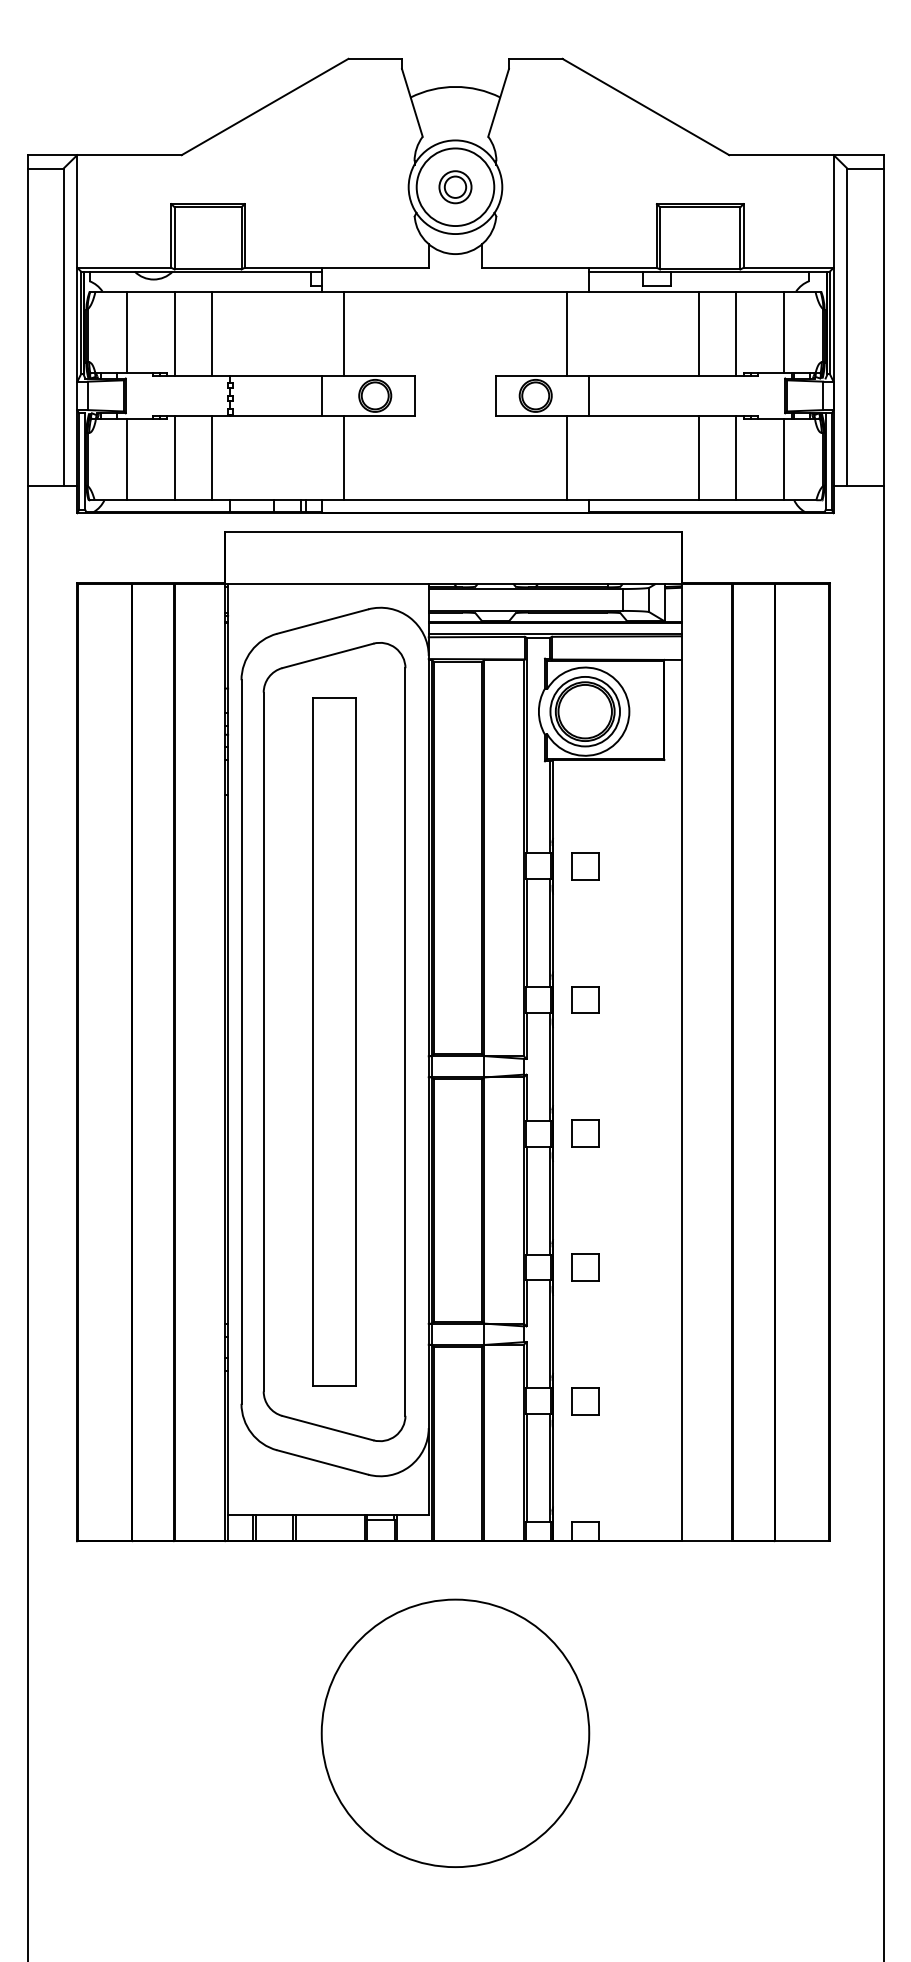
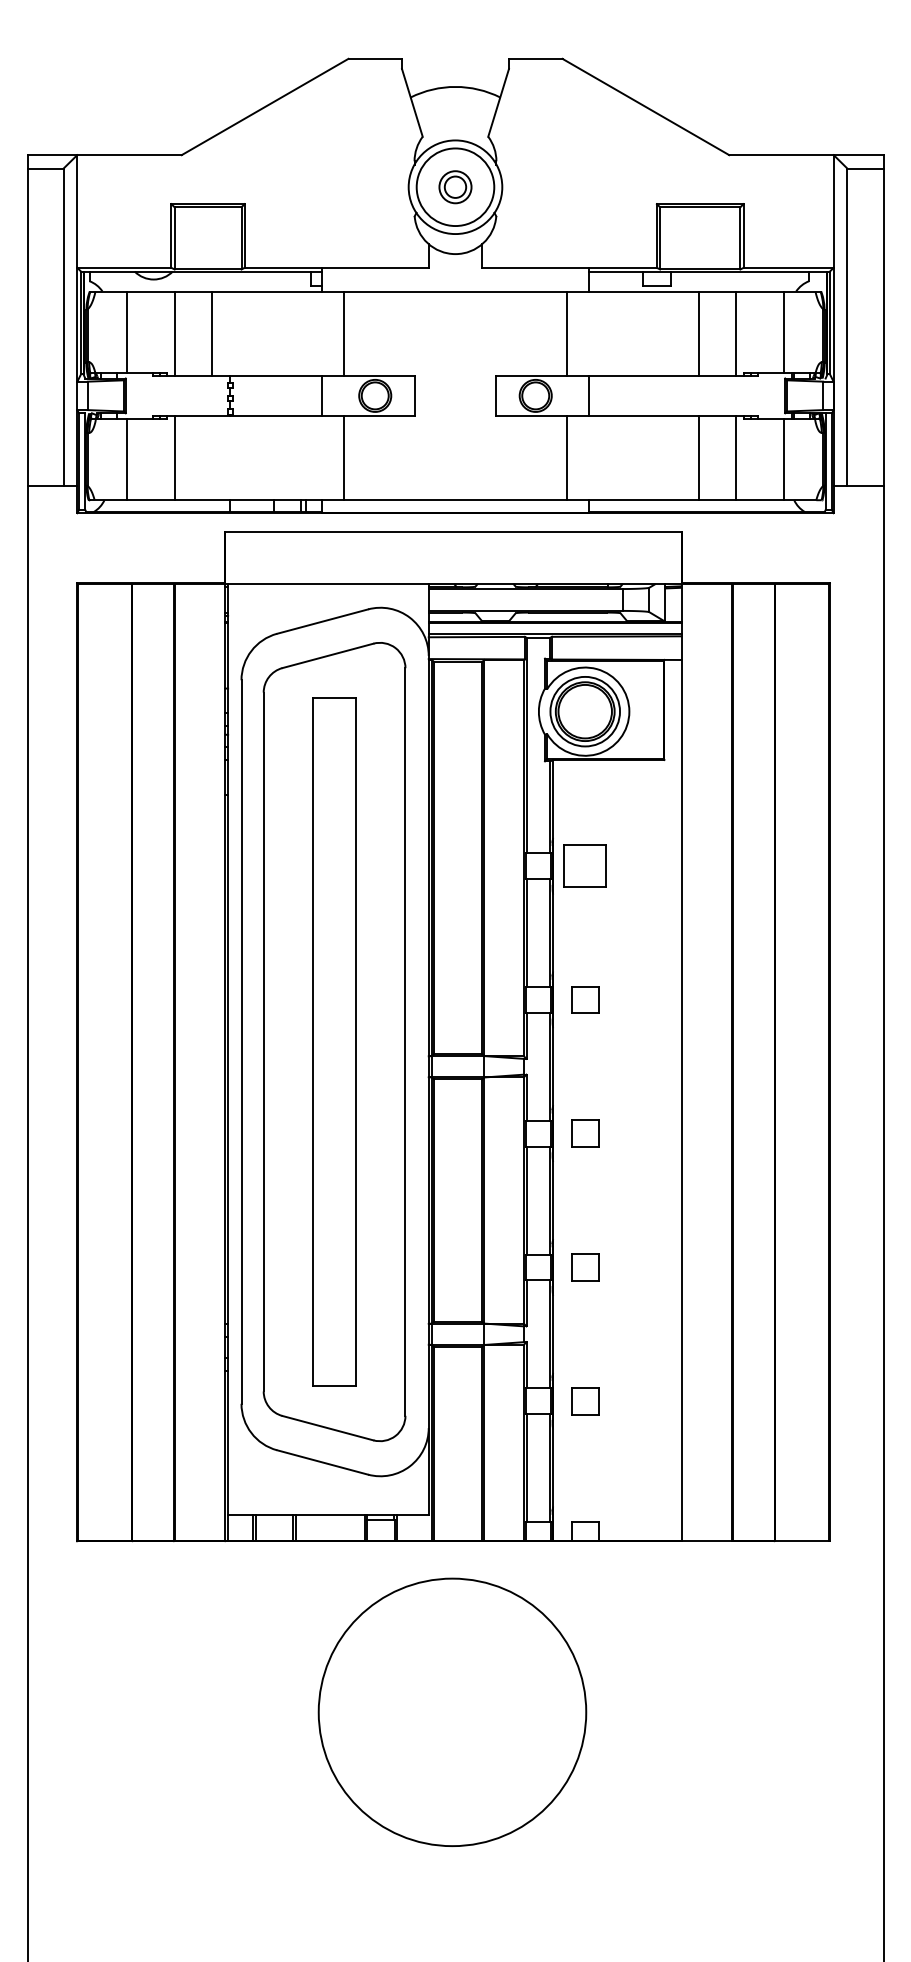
line: present -> none (211, 457)
part size: 29x29 px -> 44x44 px (584, 865)
circle position: (455, 1732) -> (452, 1711) (452, 1711)
